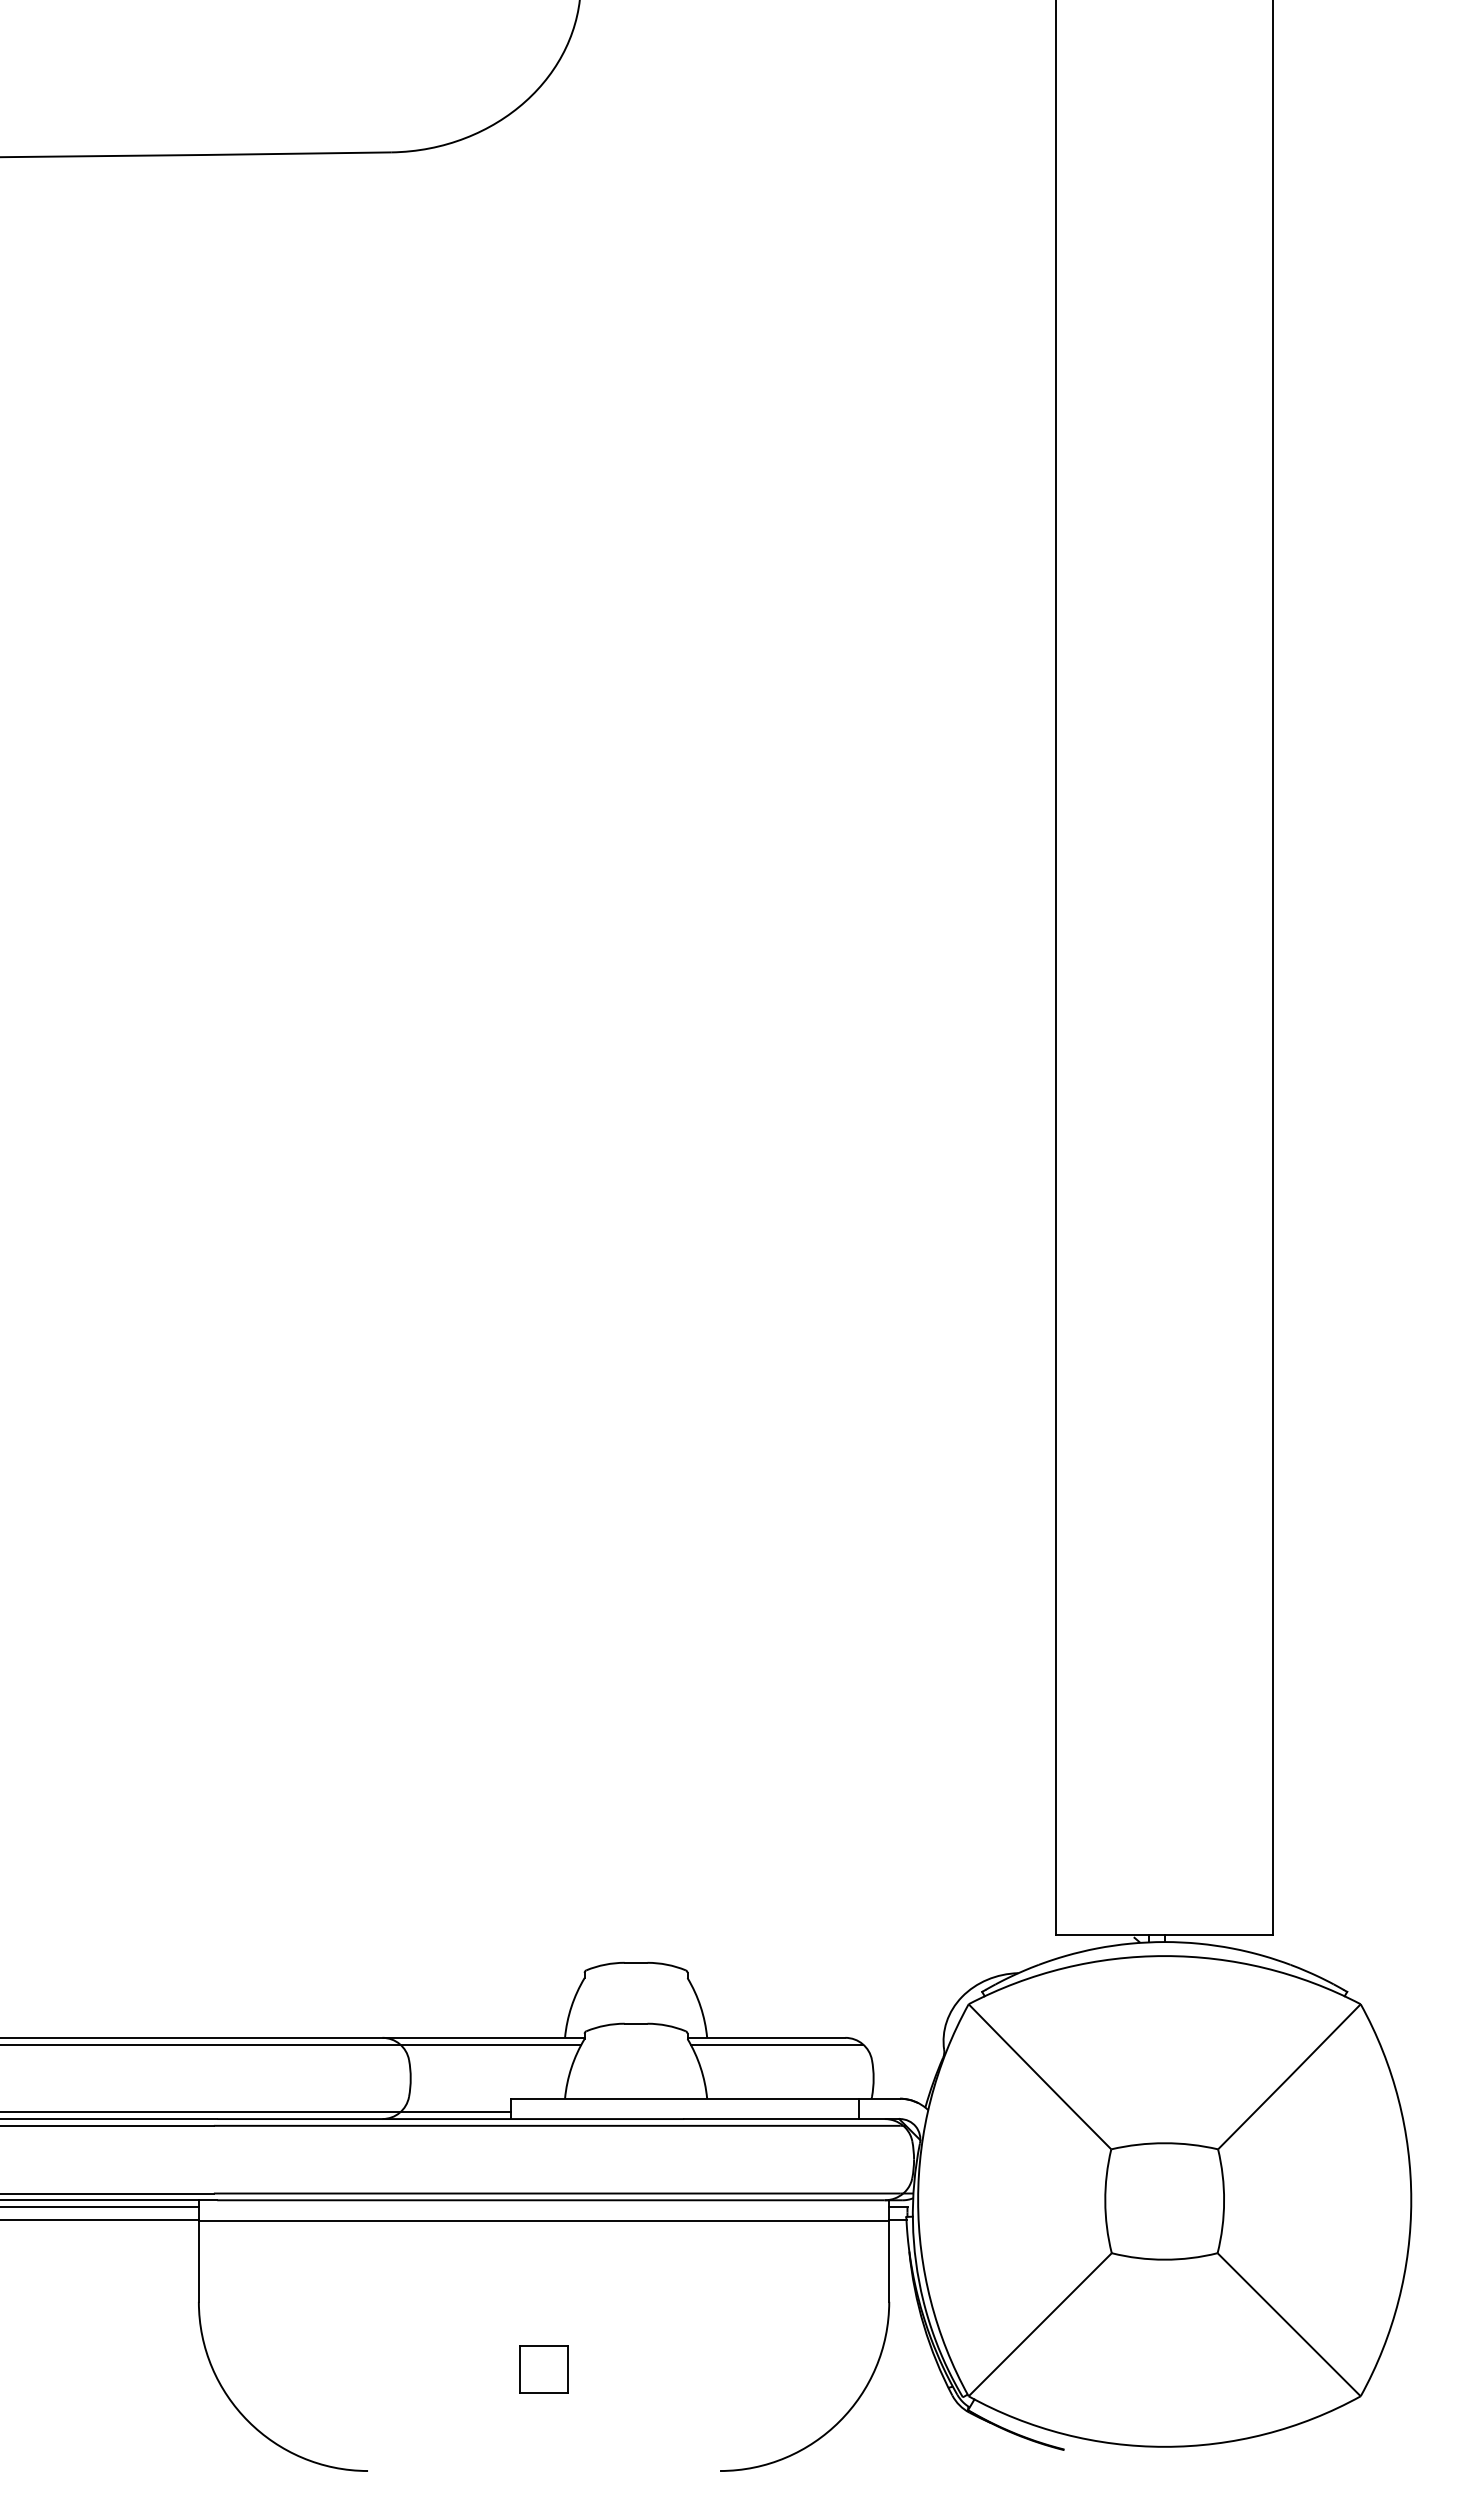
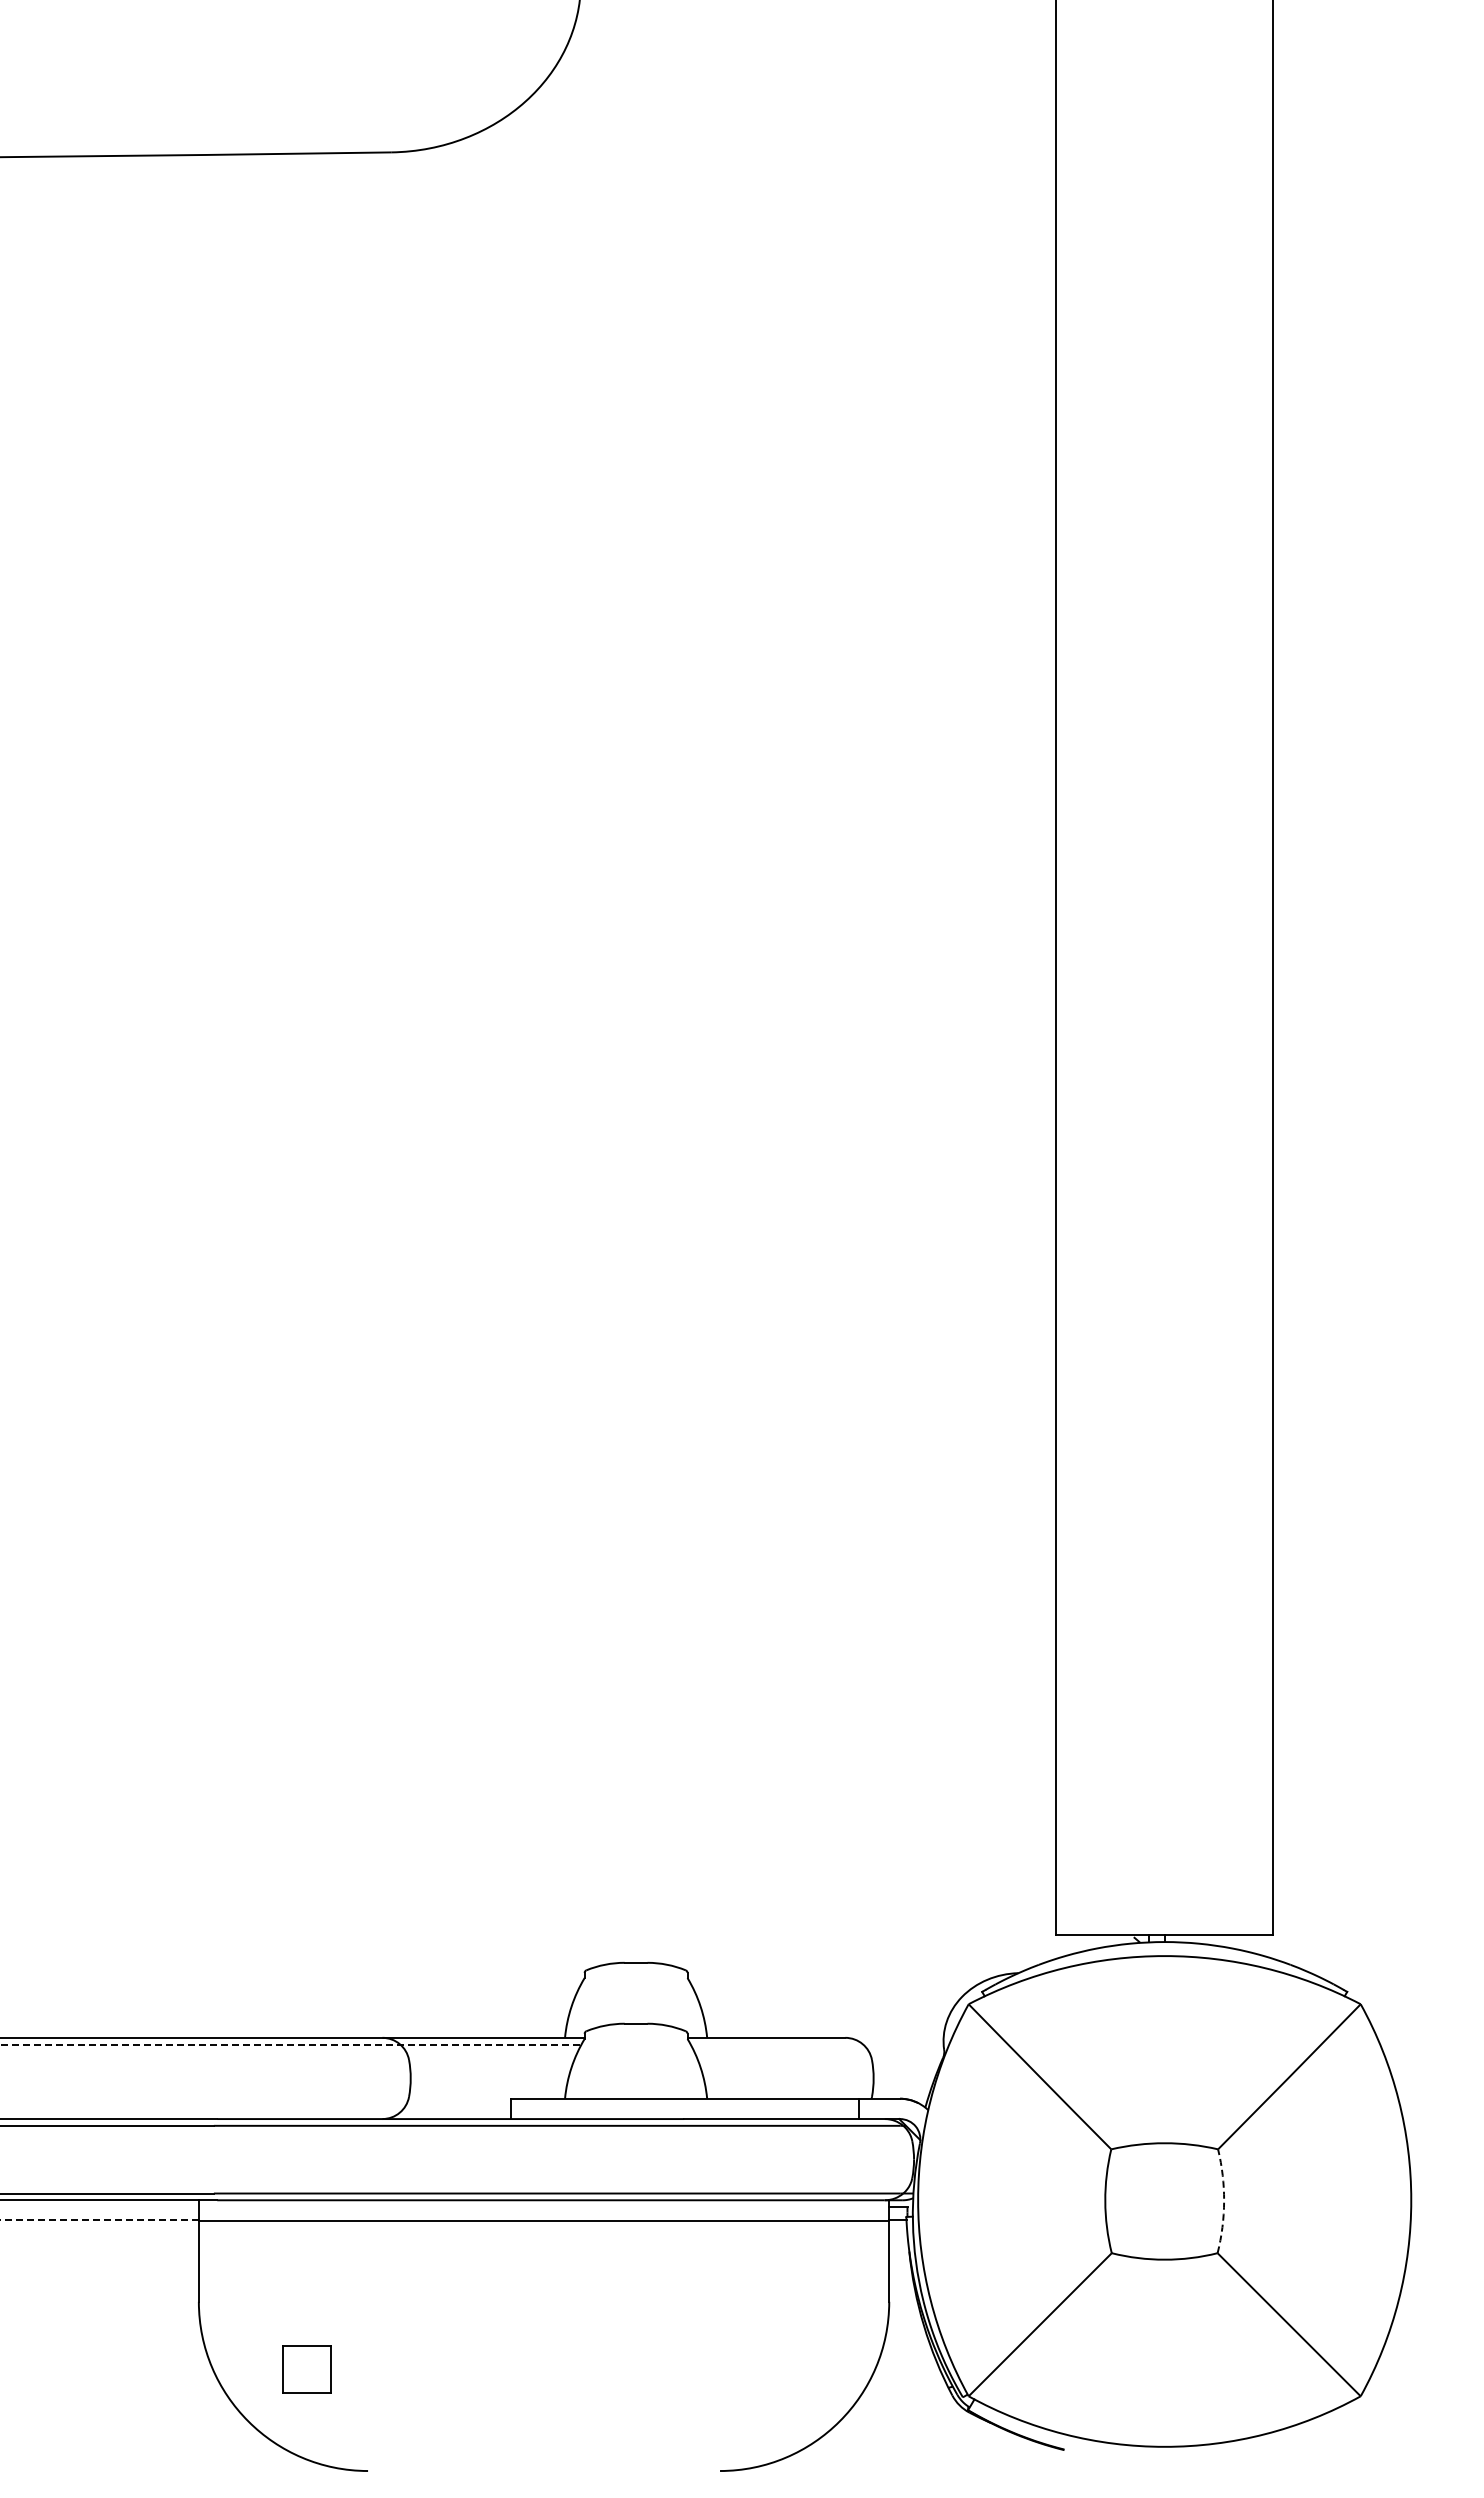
line: solid -> dashed (291, 2044)
line: present -> none (776, 2044)
line: present -> none (256, 2112)
arc: solid -> dashed (1224, 2201)
line: present -> none (100, 2207)
line: solid -> dashed (99, 2220)
part position: (543, 2369) -> (306, 2369) (306, 2369)
